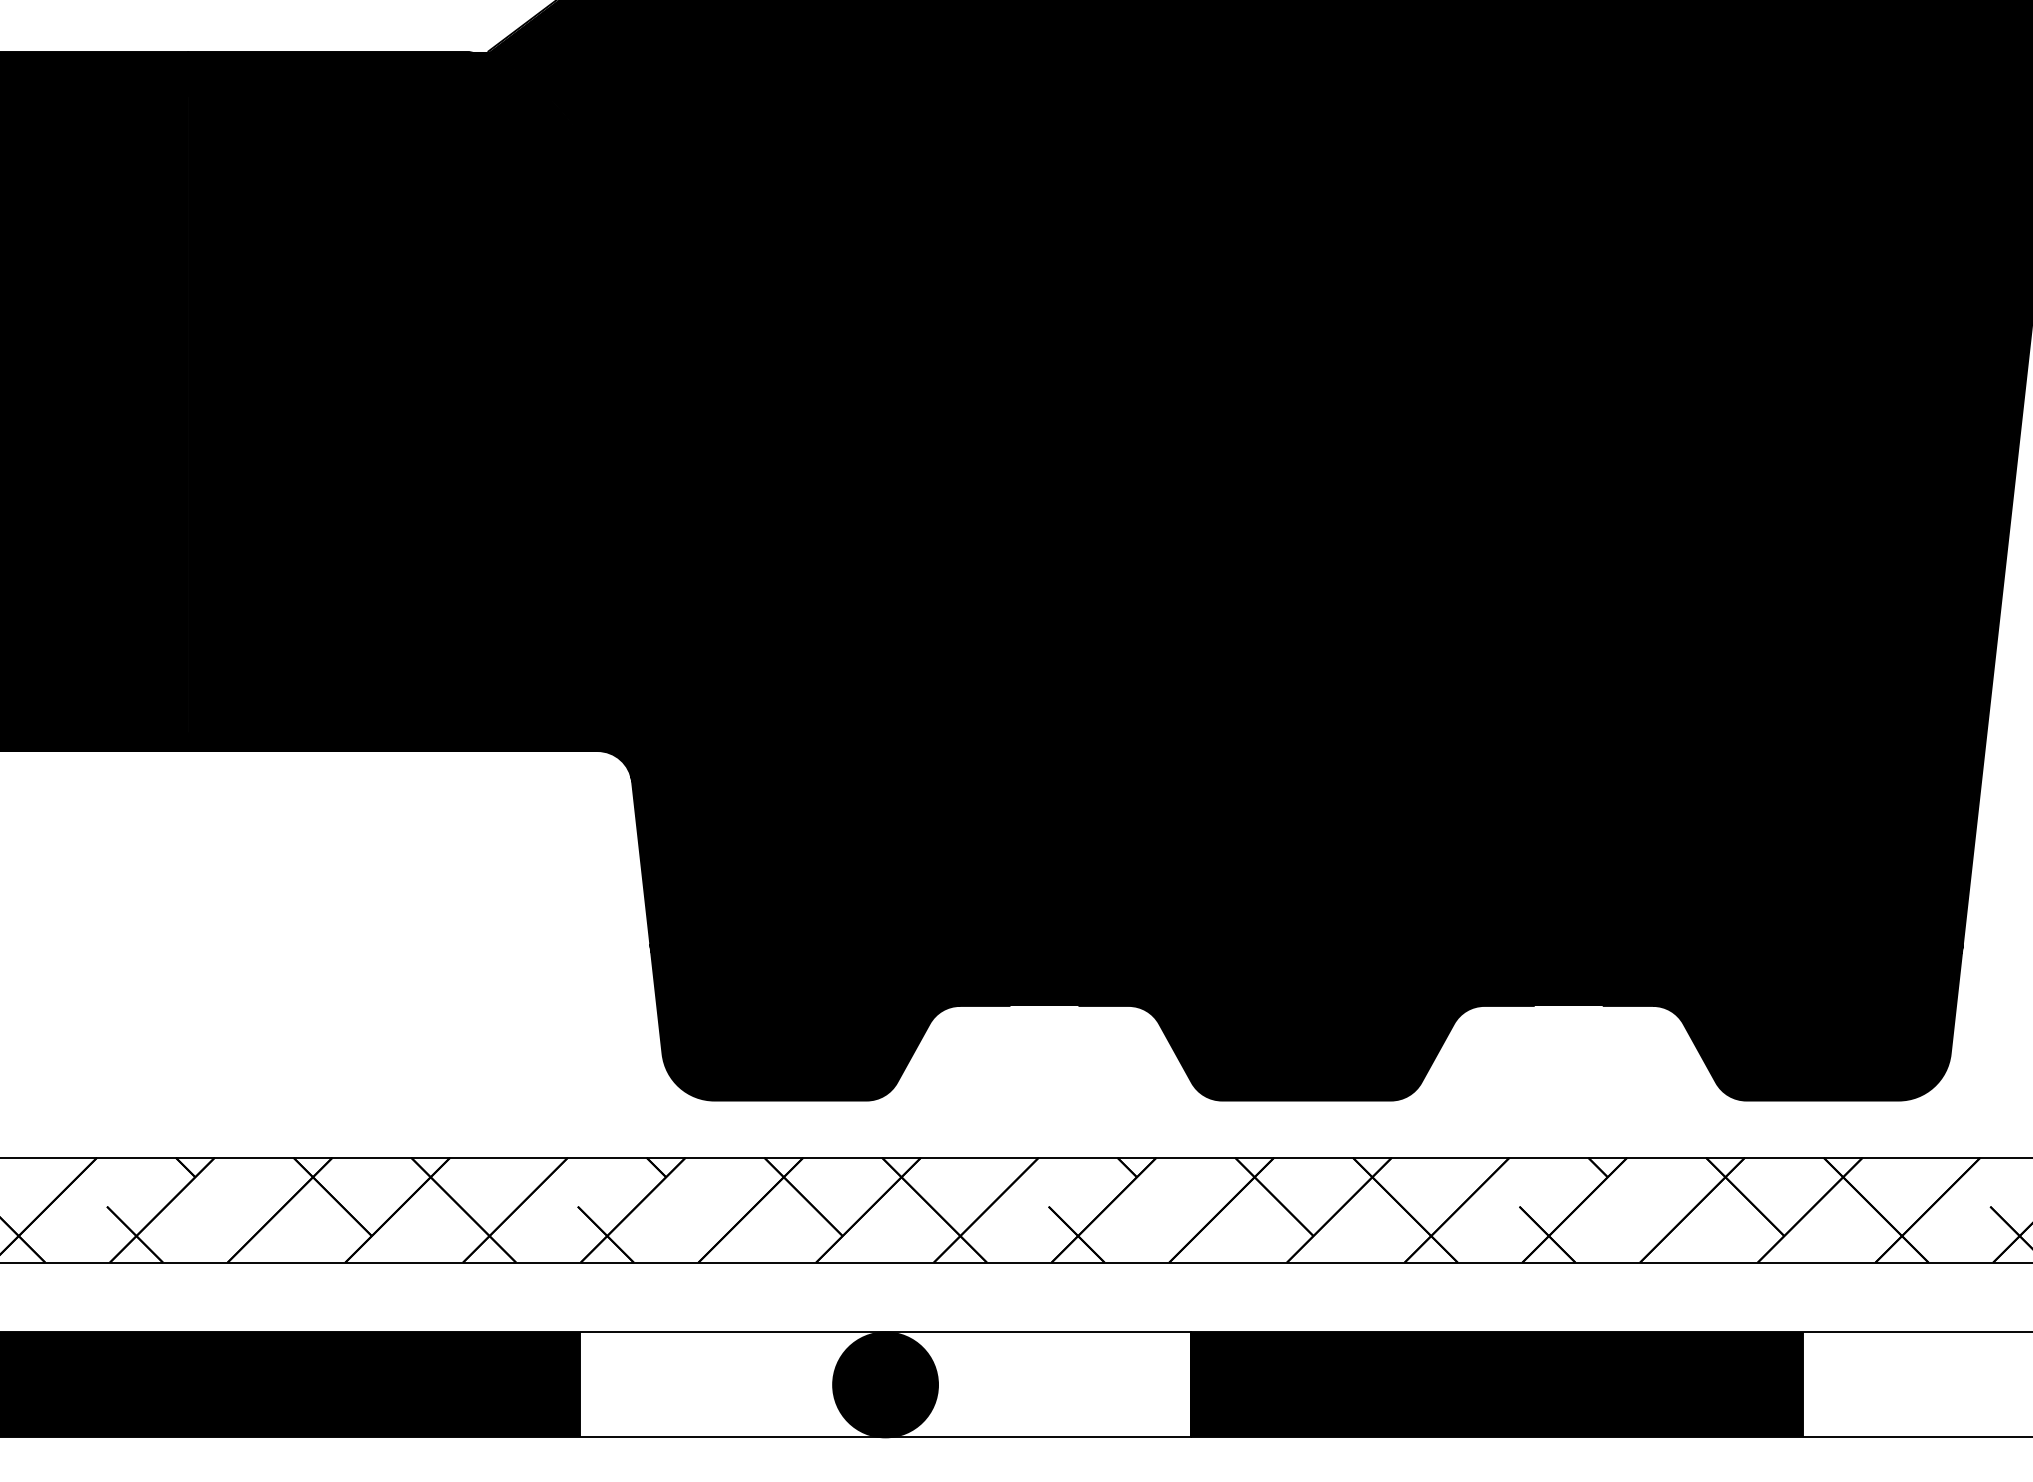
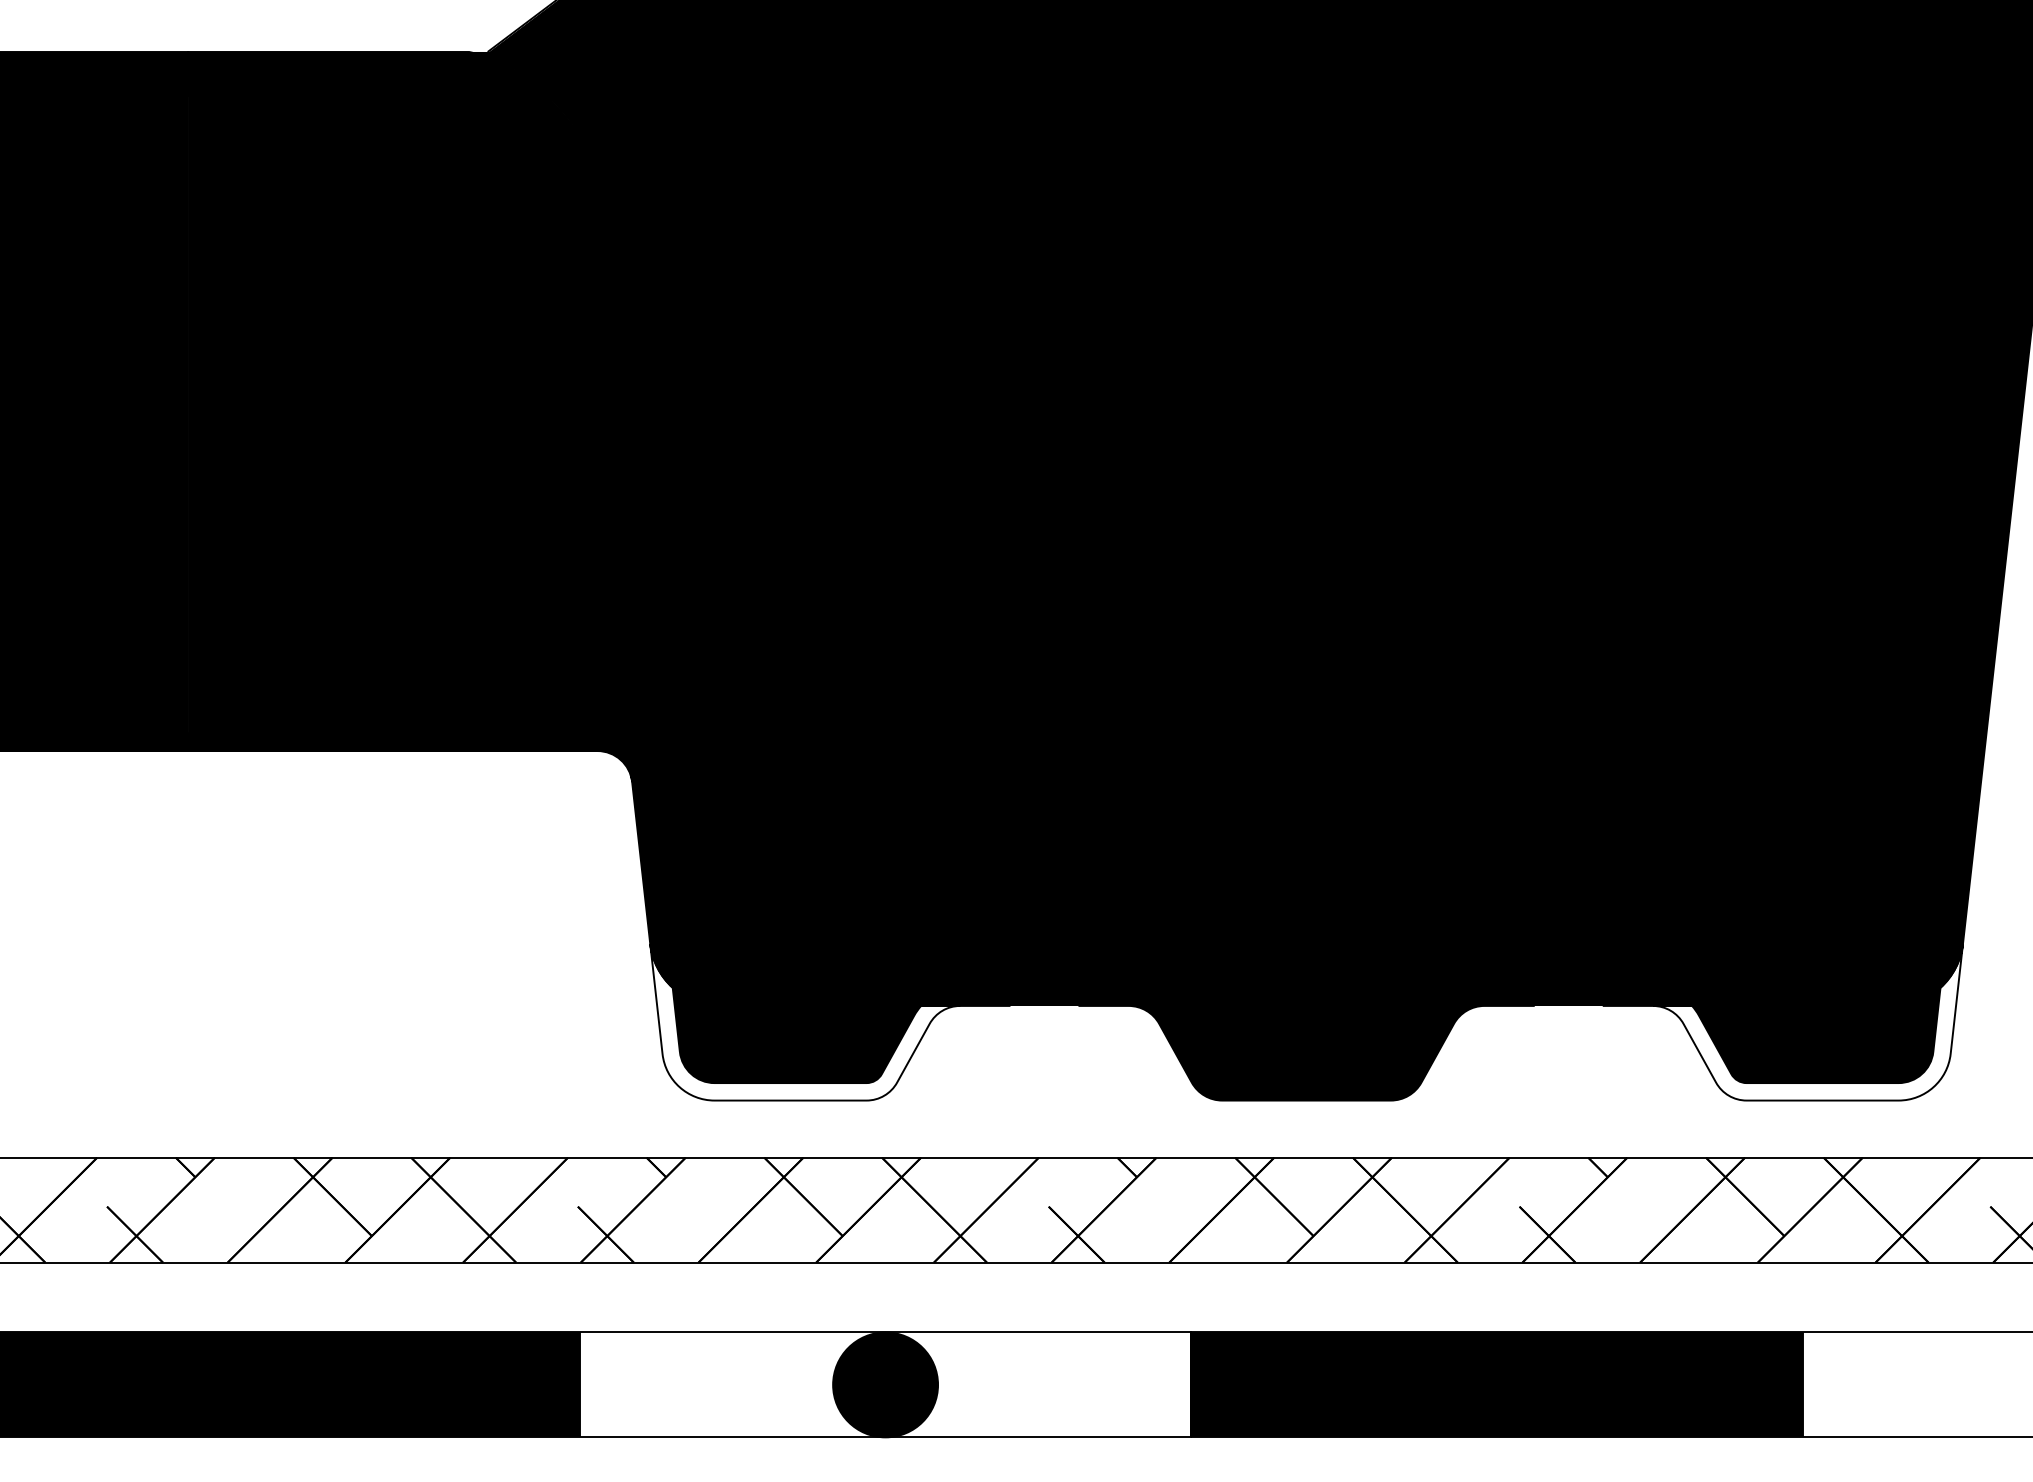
fill: present -> none (805, 1021)
fill: present -> none (1807, 1021)
